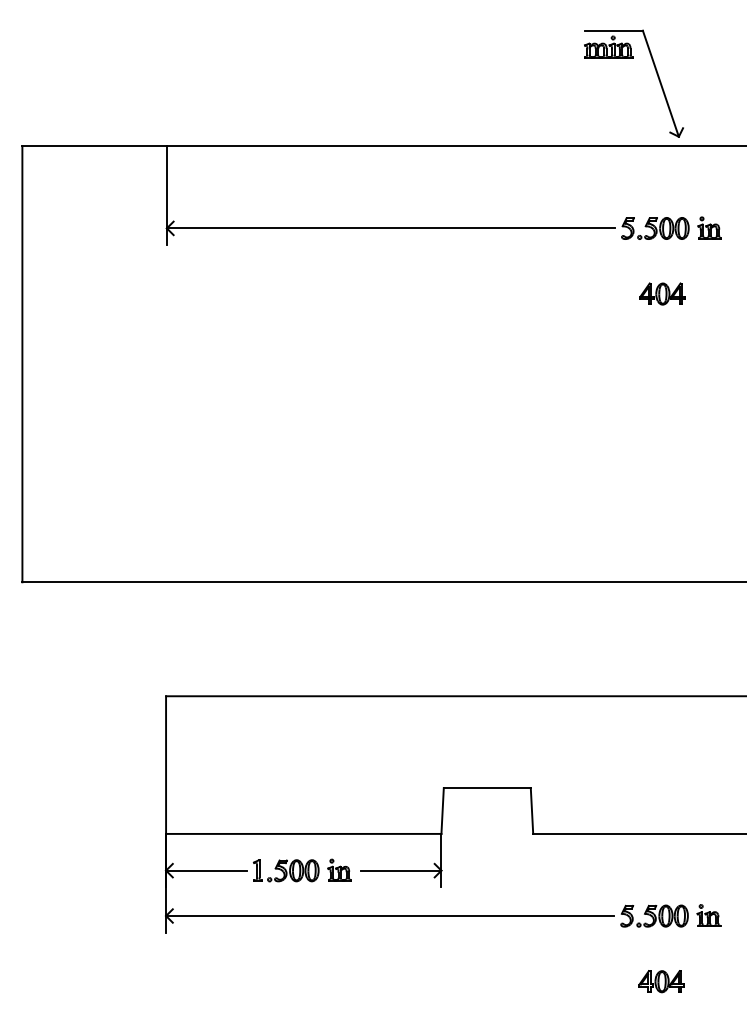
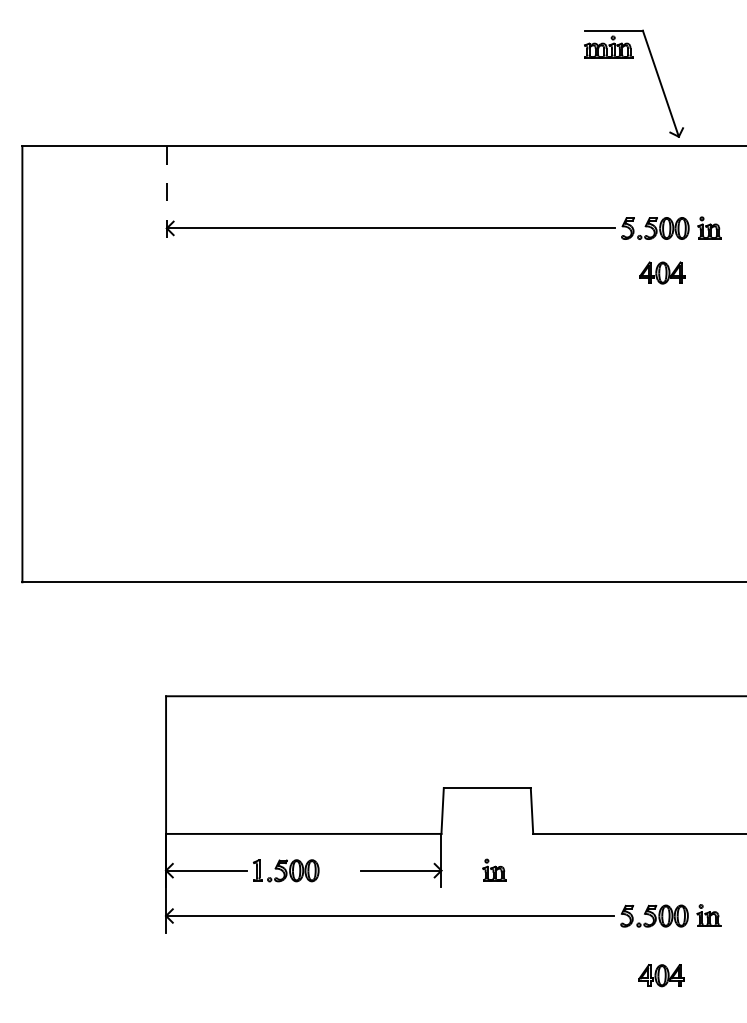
line: solid -> dashed (166, 196)
part position: (662, 293) -> (662, 272) (662, 272)
part position: (339, 869) -> (494, 869) (494, 869)
part position: (661, 981) -> (661, 975) (661, 975)
